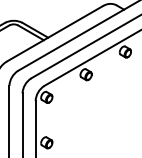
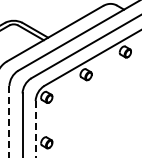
line: solid -> dashed (9, 121)
line: solid -> dashed (35, 130)
